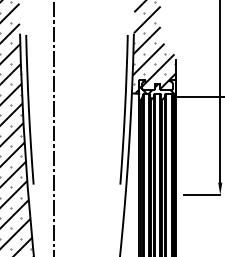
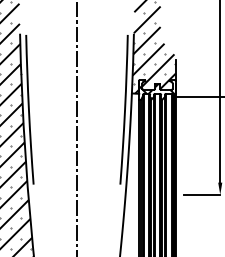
line position: (54, 127) -> (77, 127) (77, 127)
